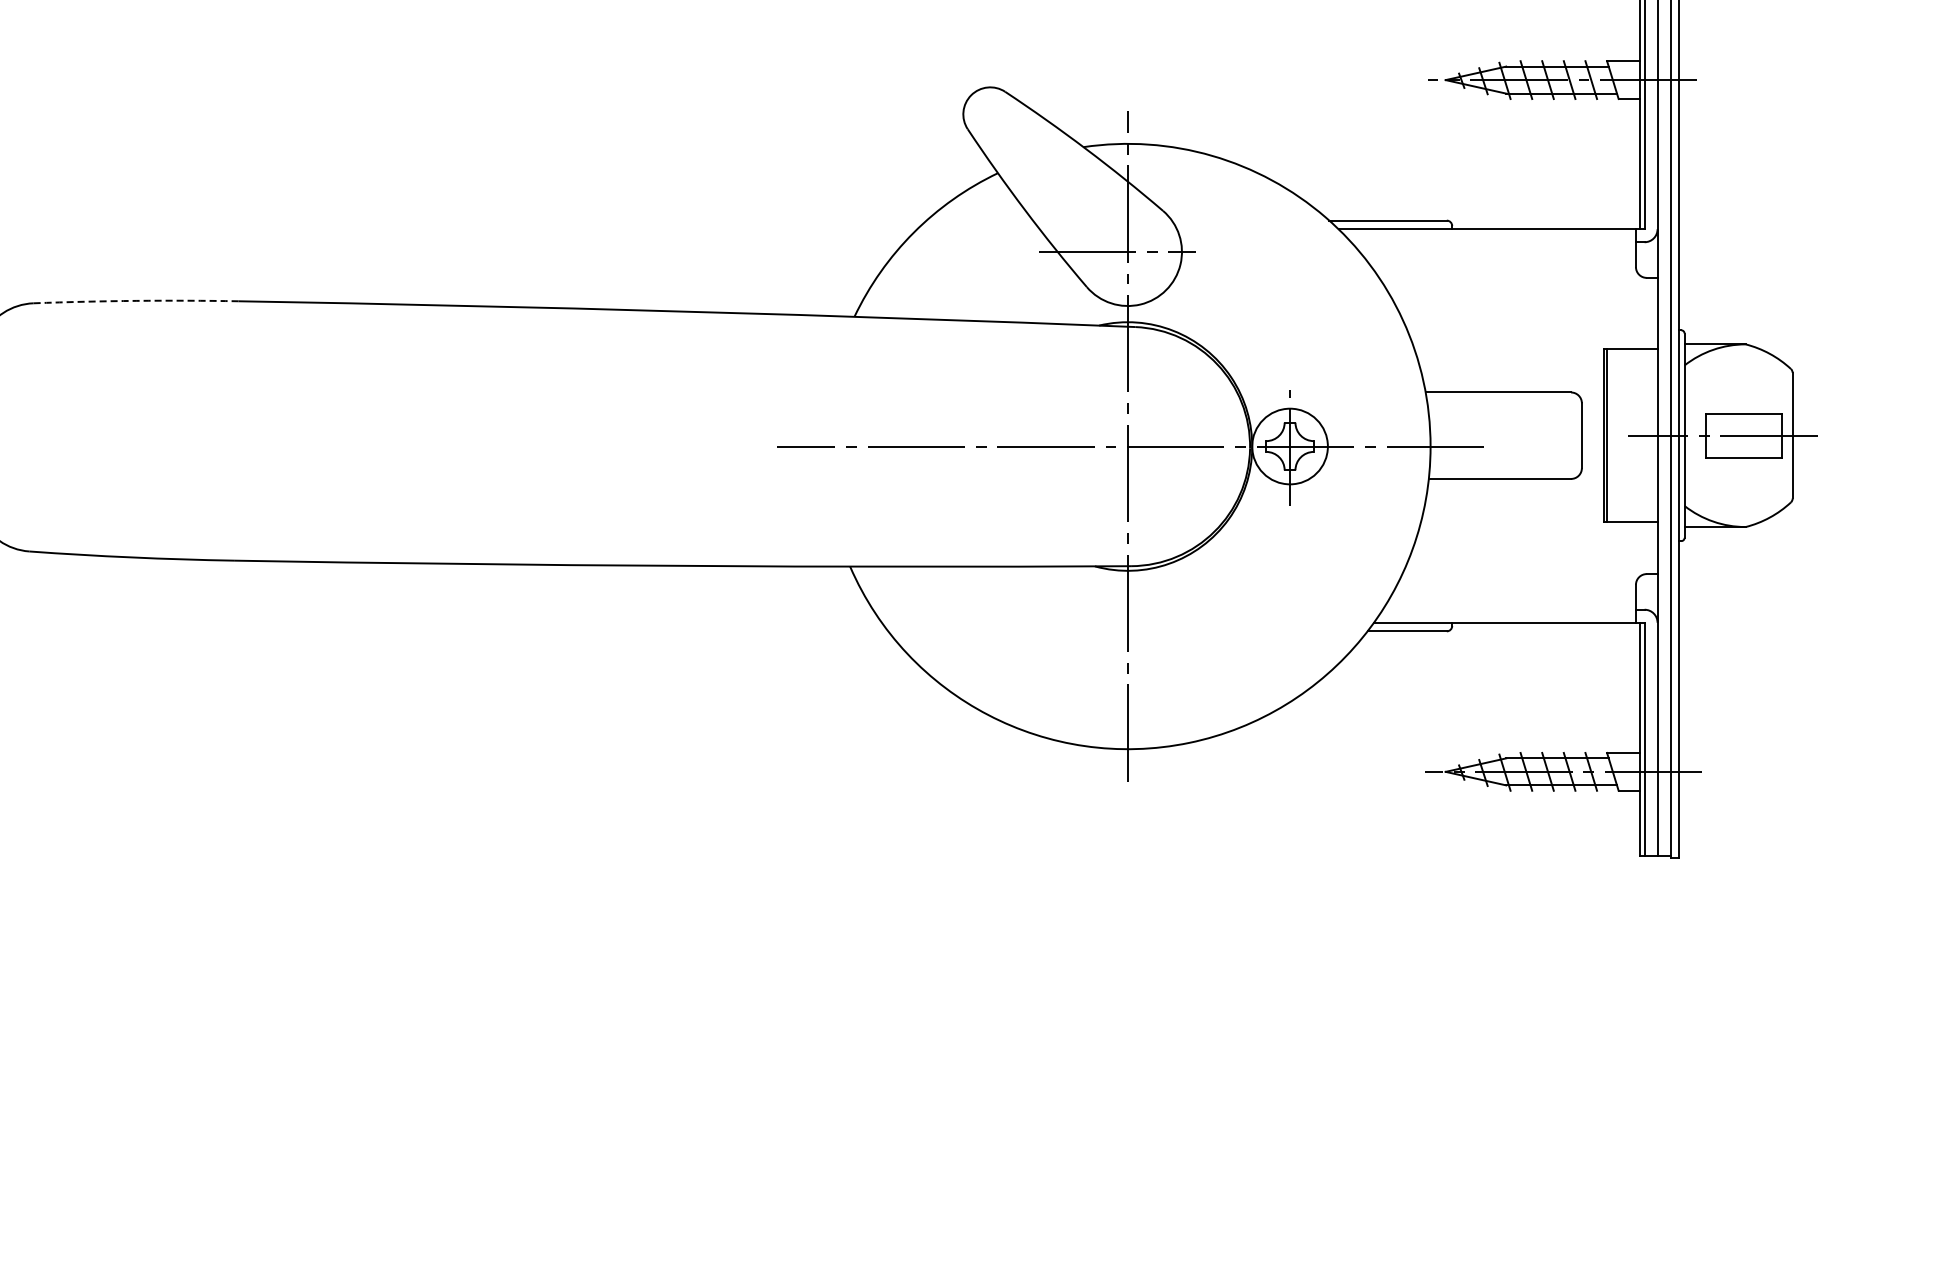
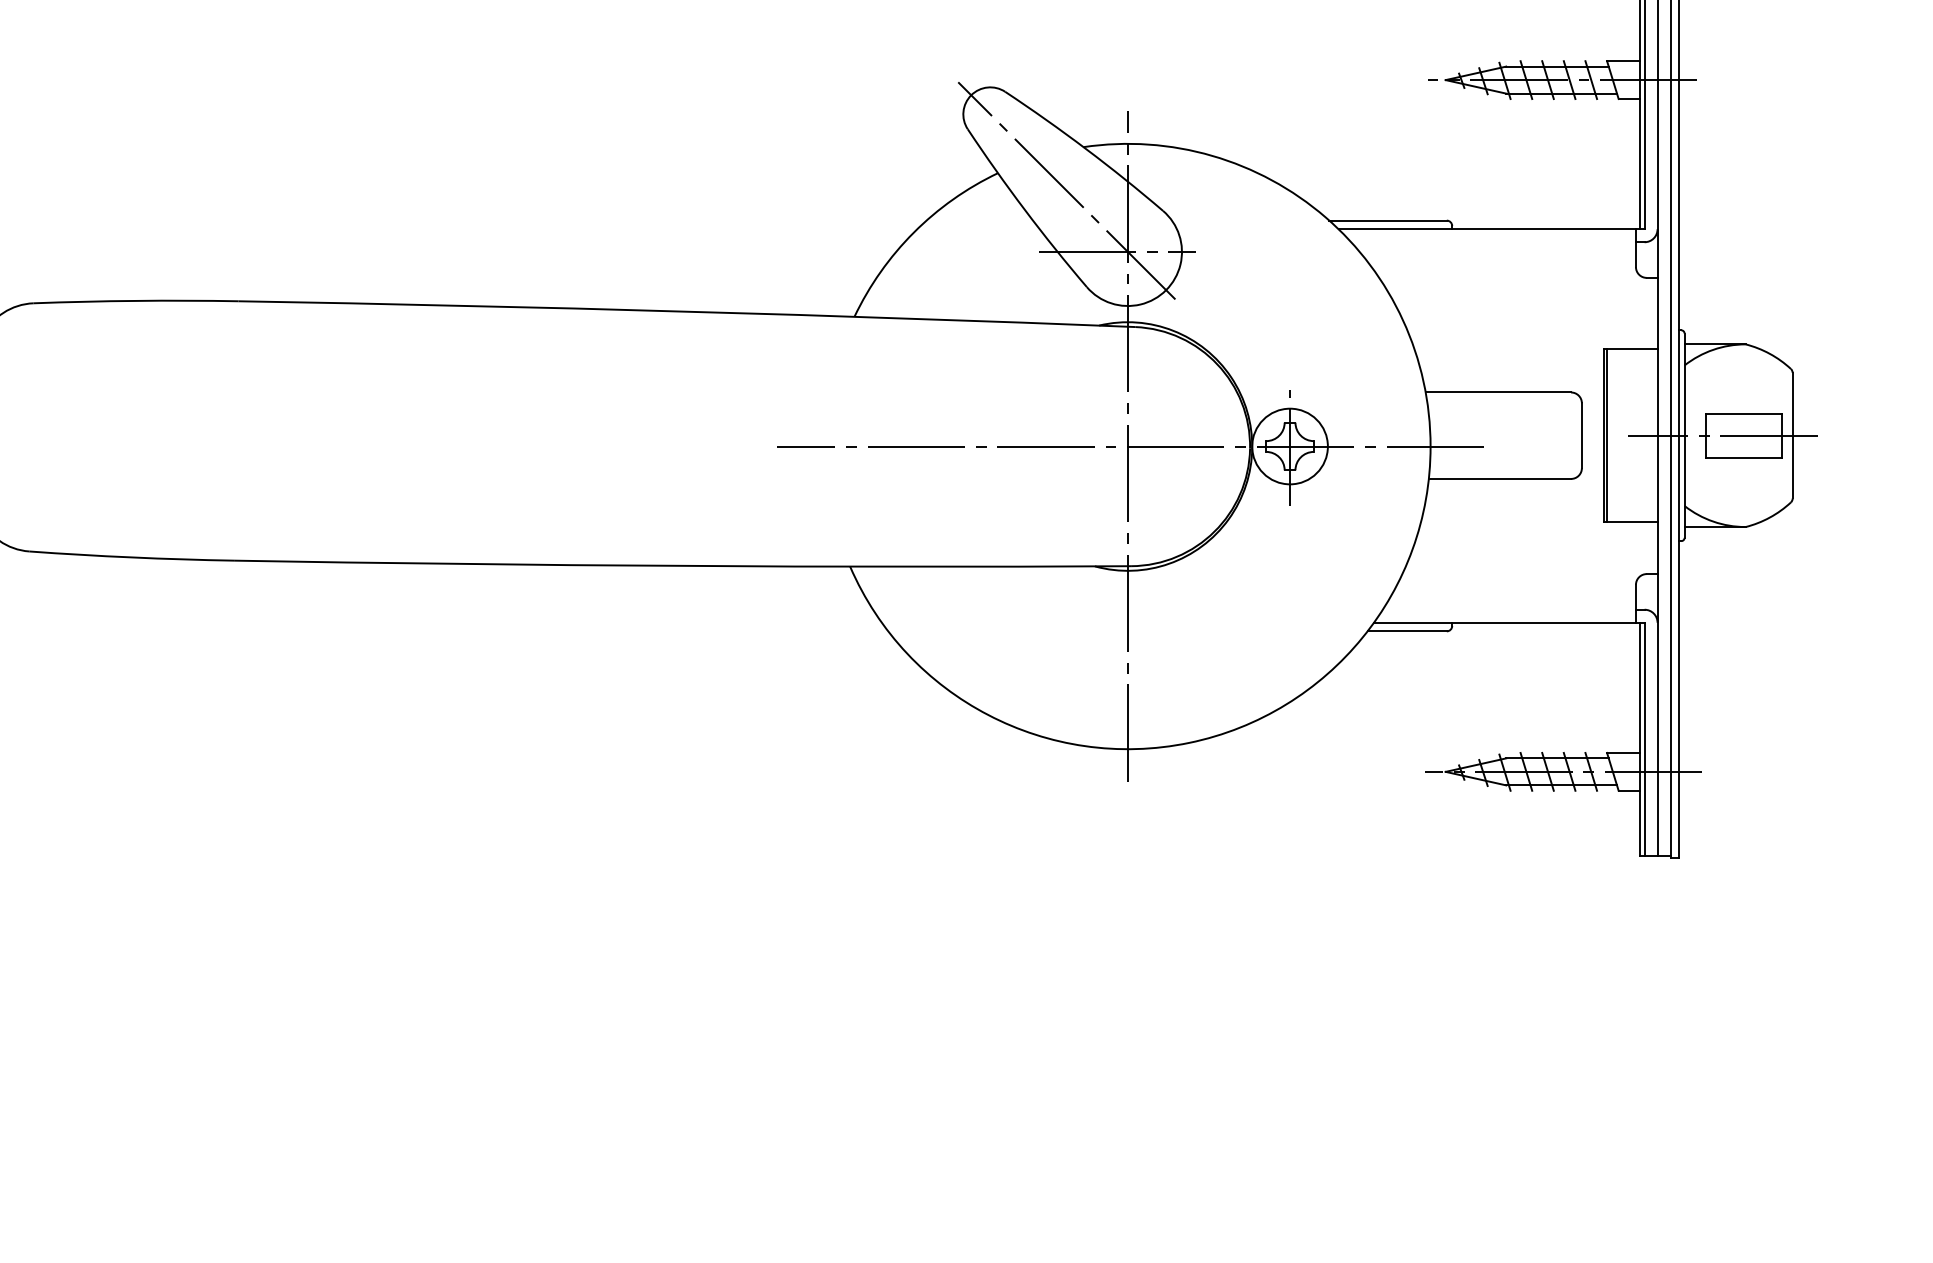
line: none -> present (1066, 190)
arc: dashed -> solid (136, 300)
